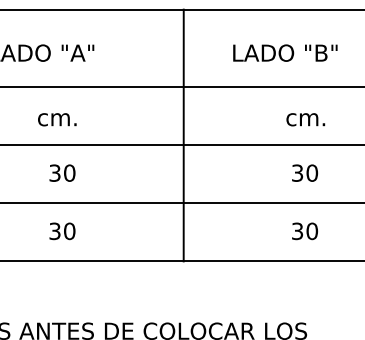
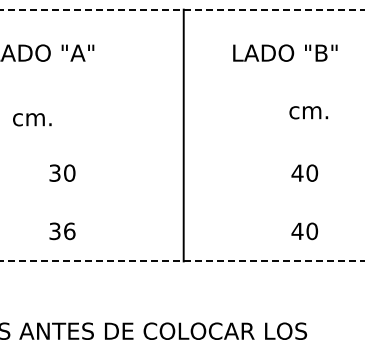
line: solid -> dashed (182, 9)
line: present -> none (181, 86)
text position: (57, 119) -> (32, 119) (32, 119)
text position: (305, 119) -> (308, 112) (308, 112)
line: present -> none (181, 145)
text: 30 -> 40 (297, 172)
line: present -> none (181, 203)
text: 30 -> 36 (69, 230)
text: 30 -> 40 (297, 231)
line: solid -> dashed (183, 261)
